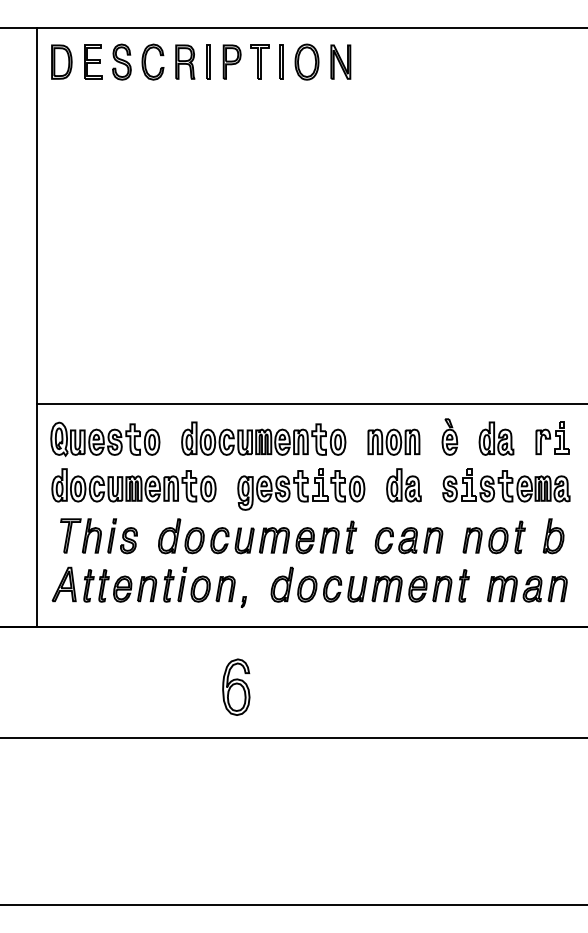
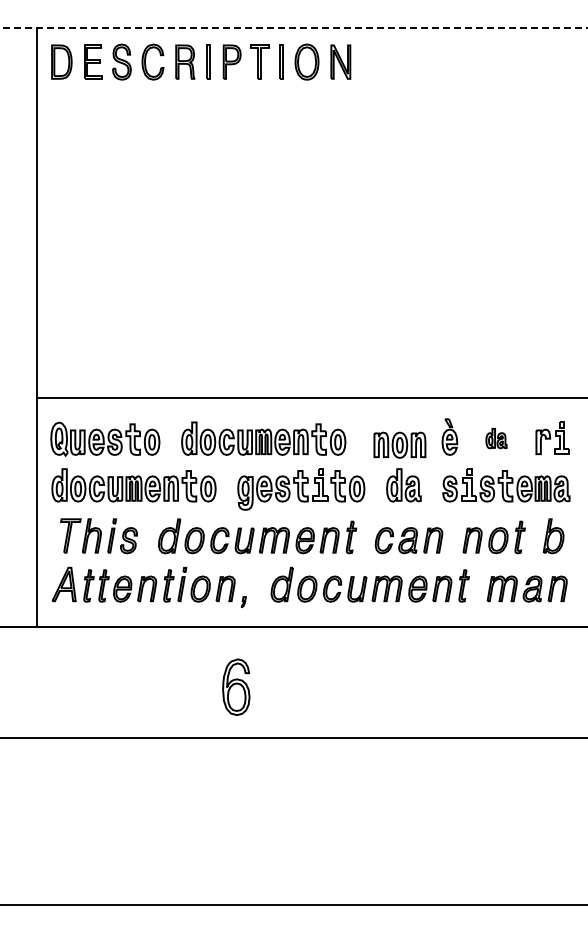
line: solid -> dashed (294, 27)
line position: (310, 403) -> (310, 397) (310, 397)
part size: 37x35 px -> 23x22 px (496, 438)
part position: (393, 441) -> (399, 444) (399, 444)
